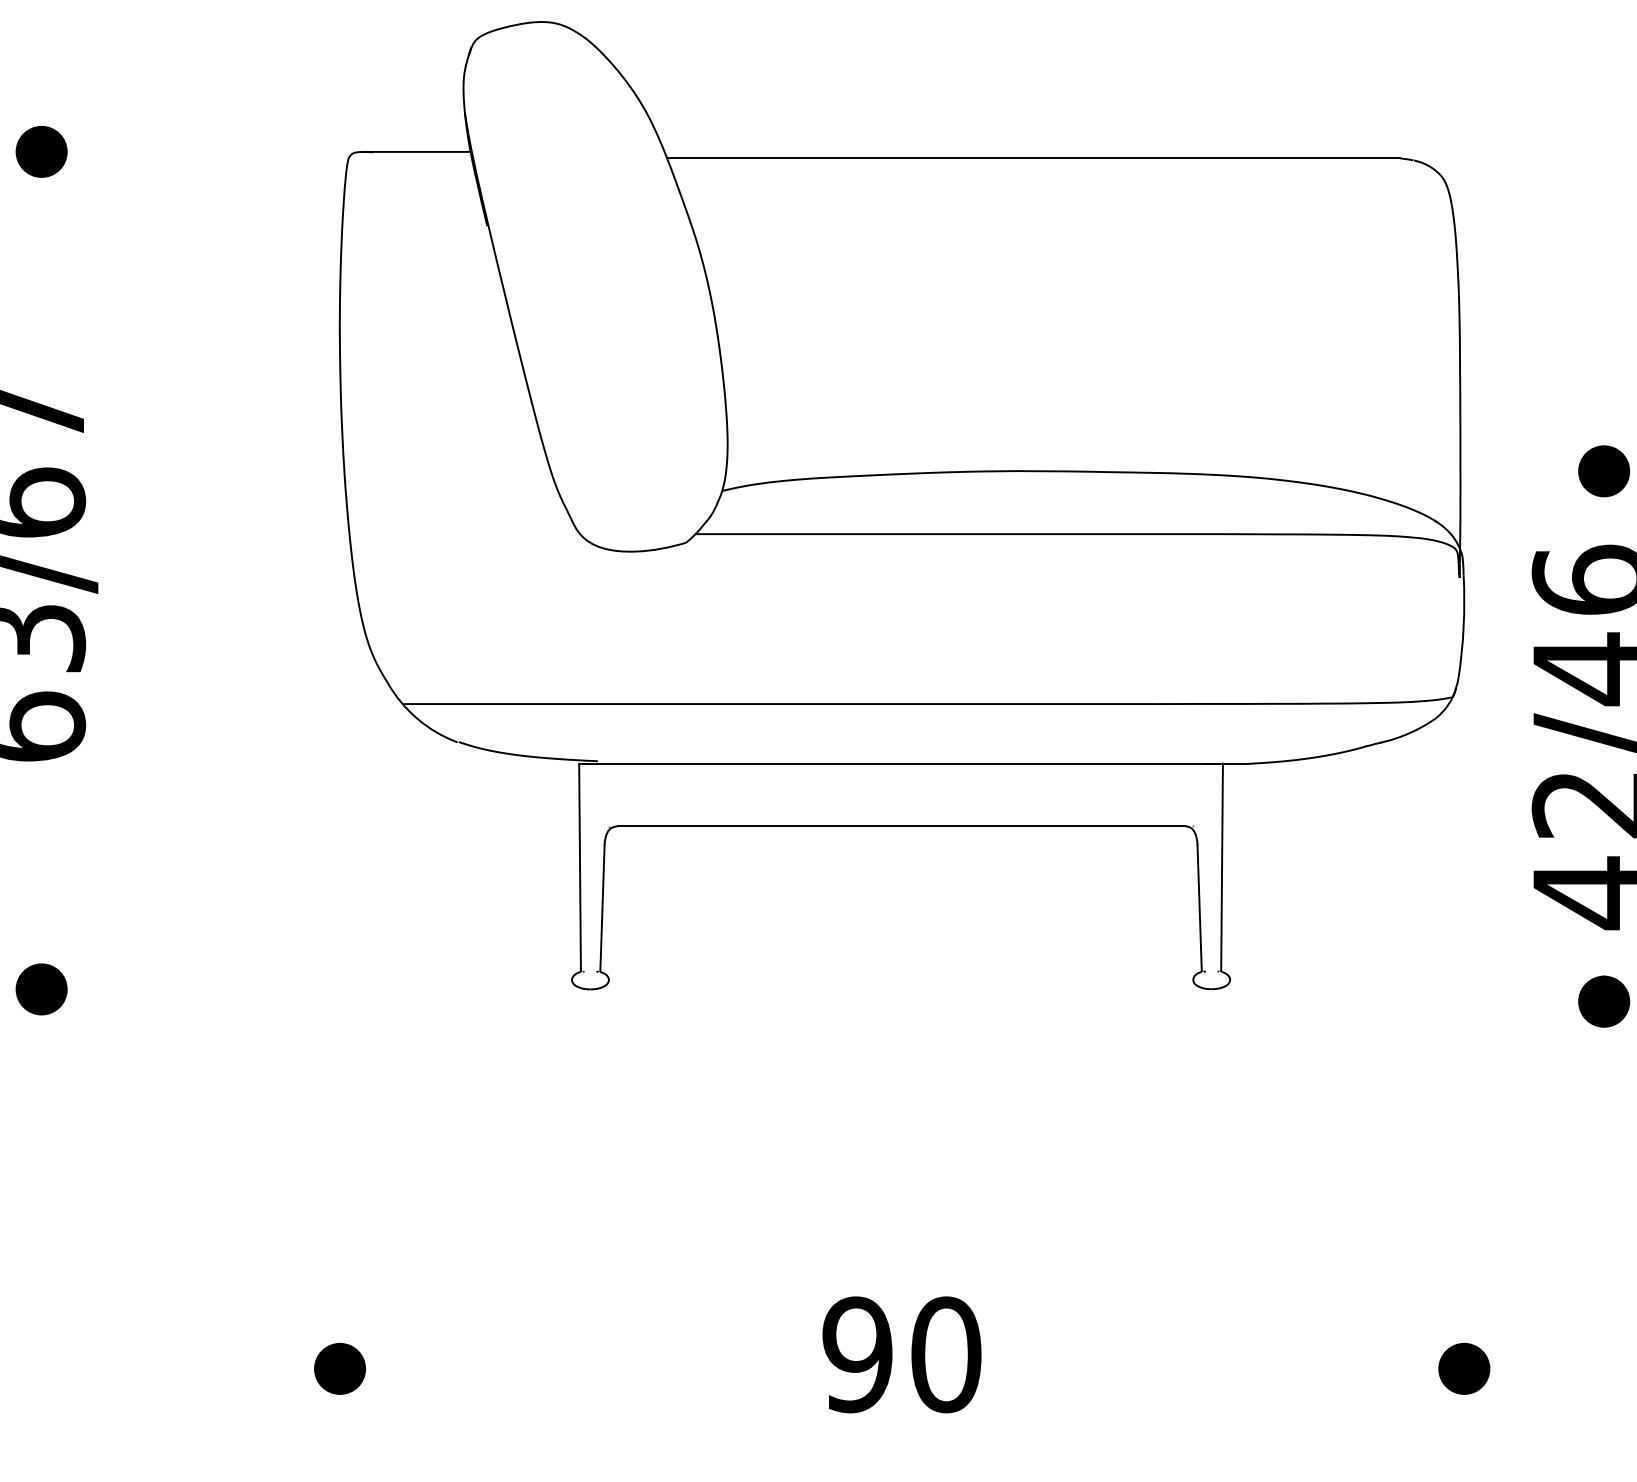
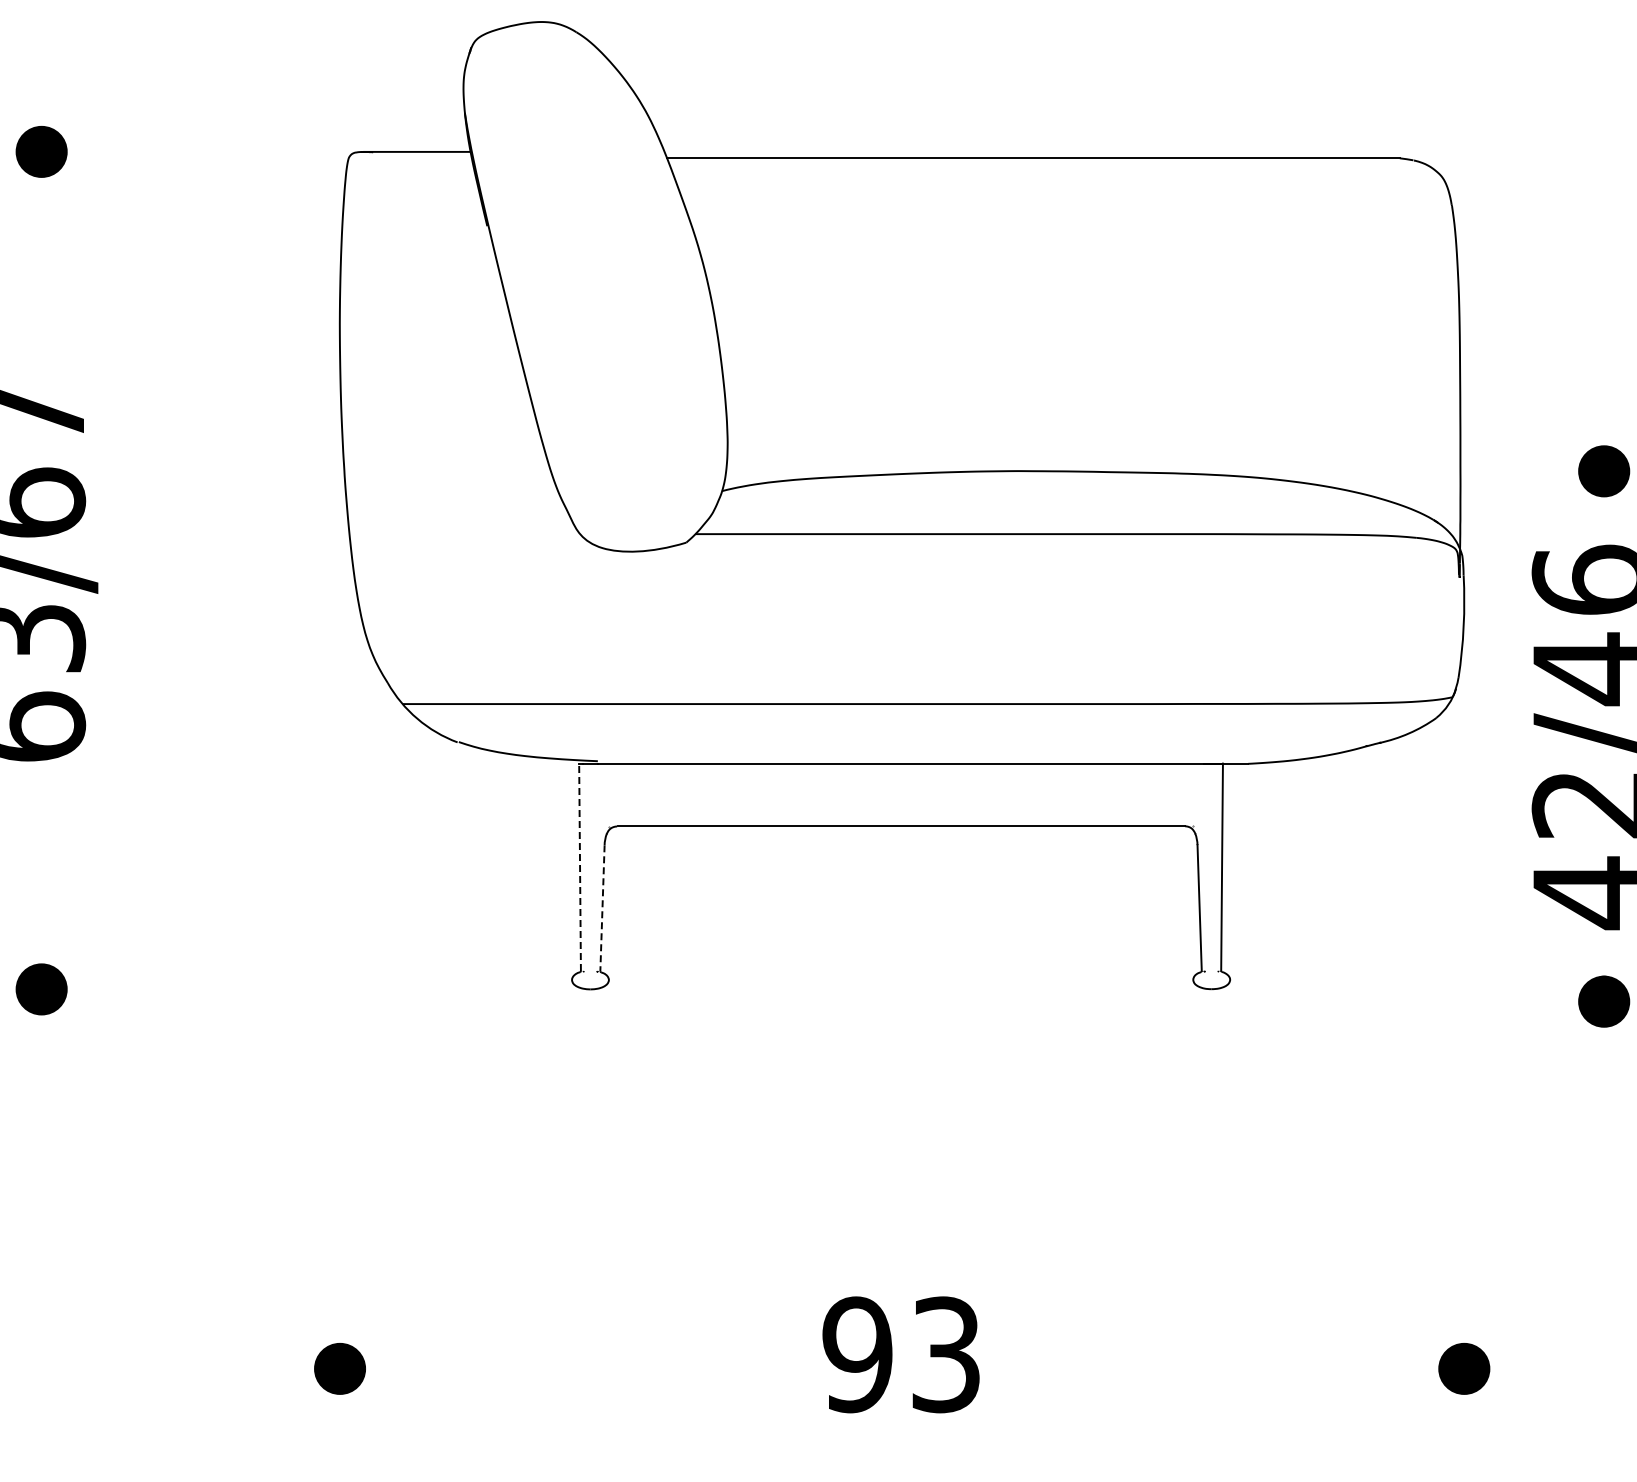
line: solid -> dashed (580, 867)
line: solid -> dashed (602, 908)
text: 90 -> 93 (946, 1354)
